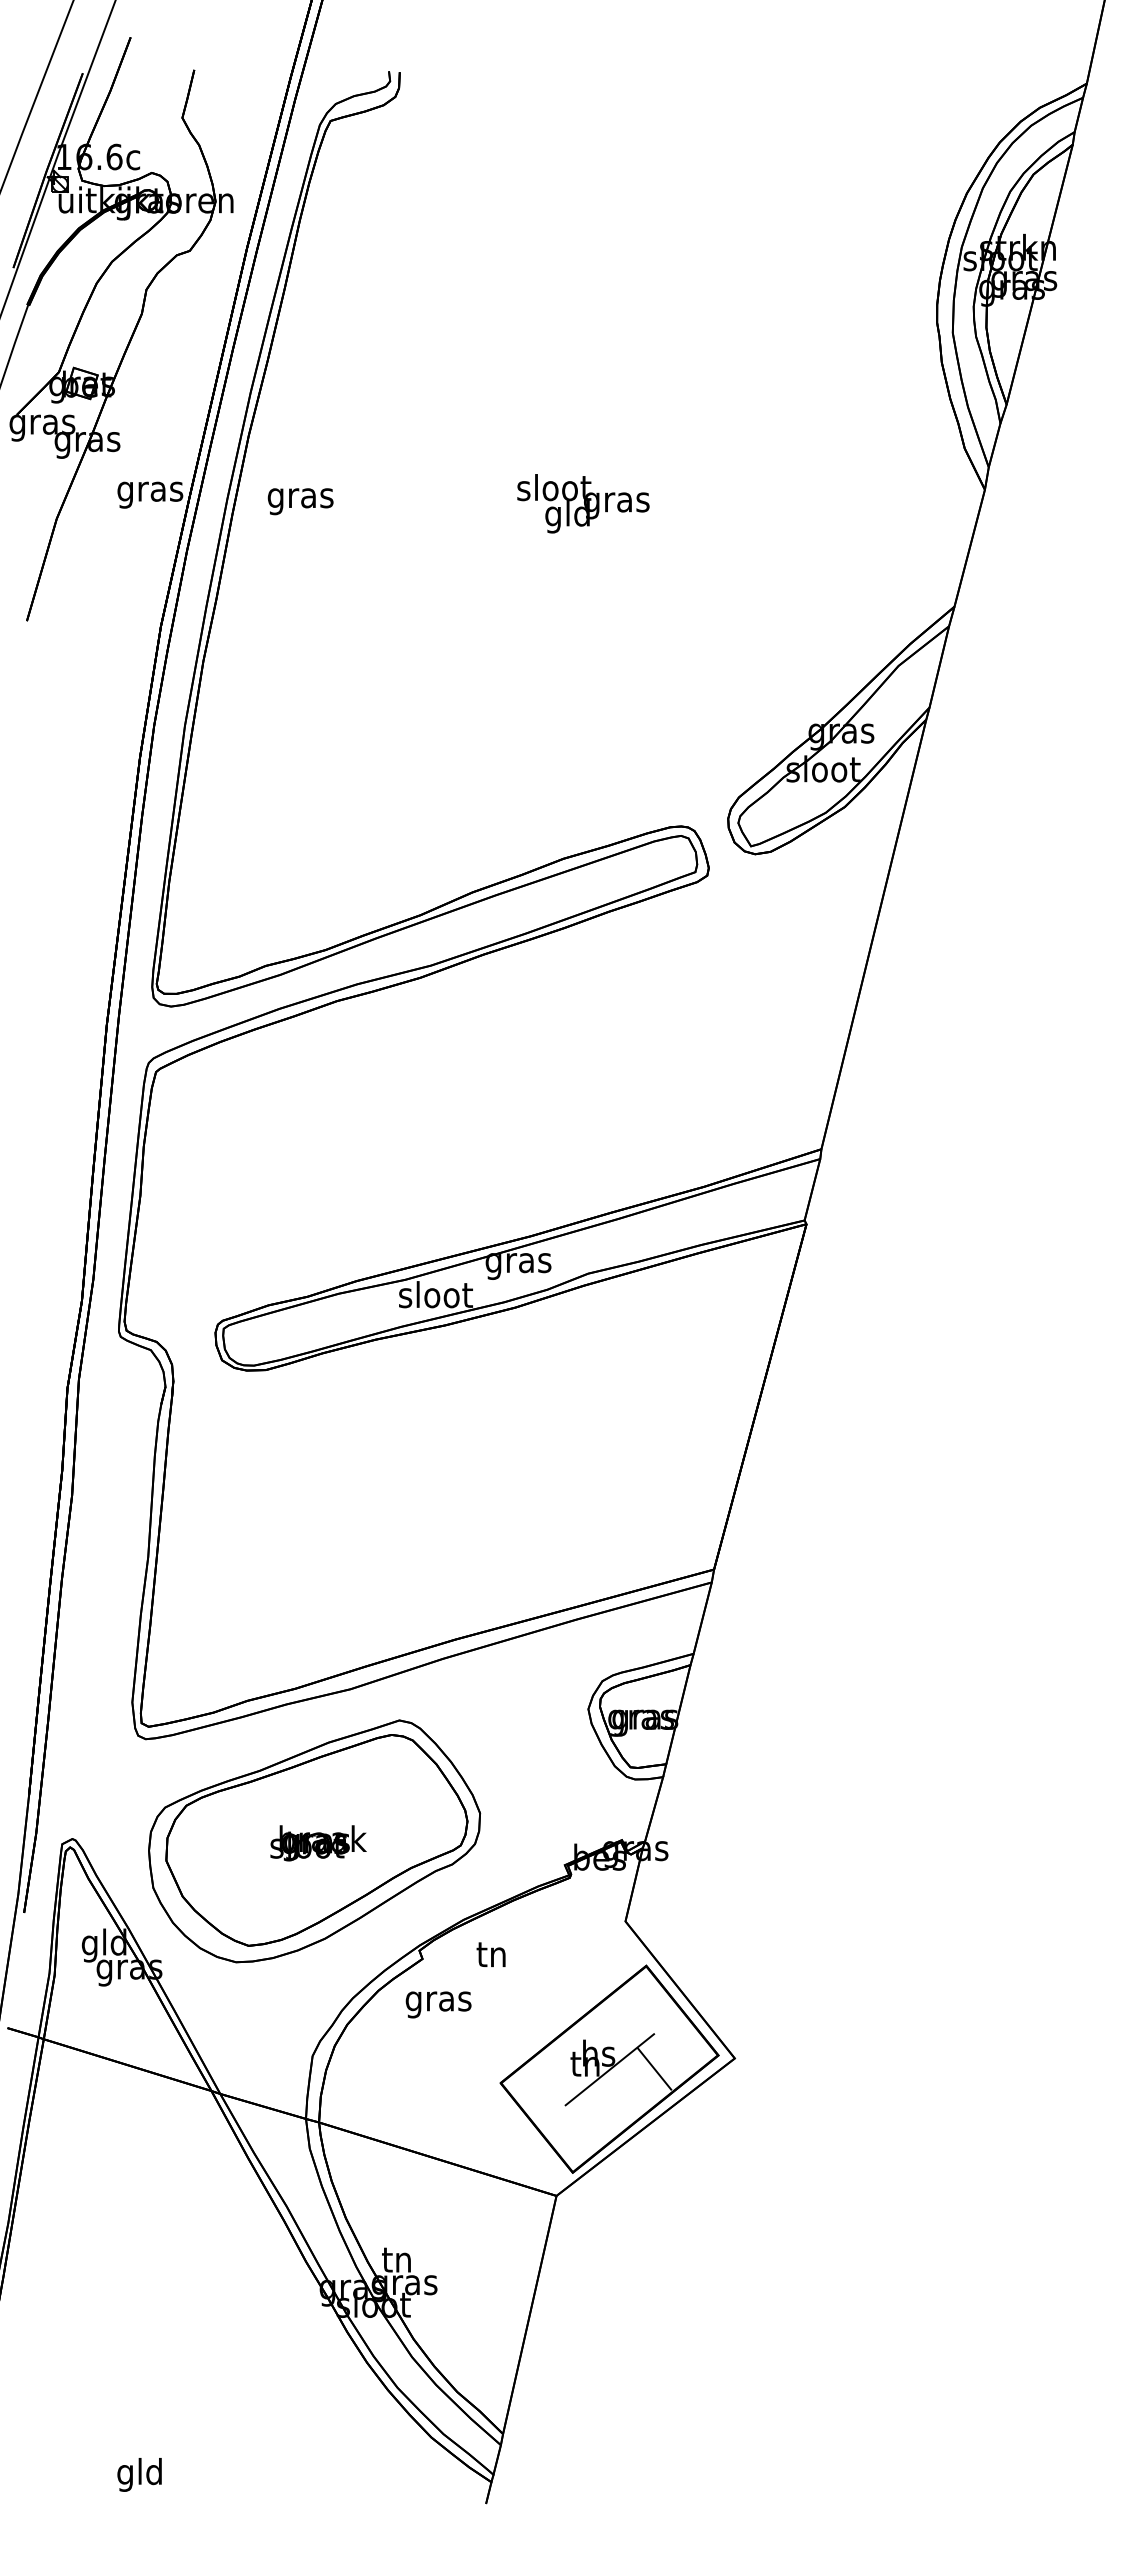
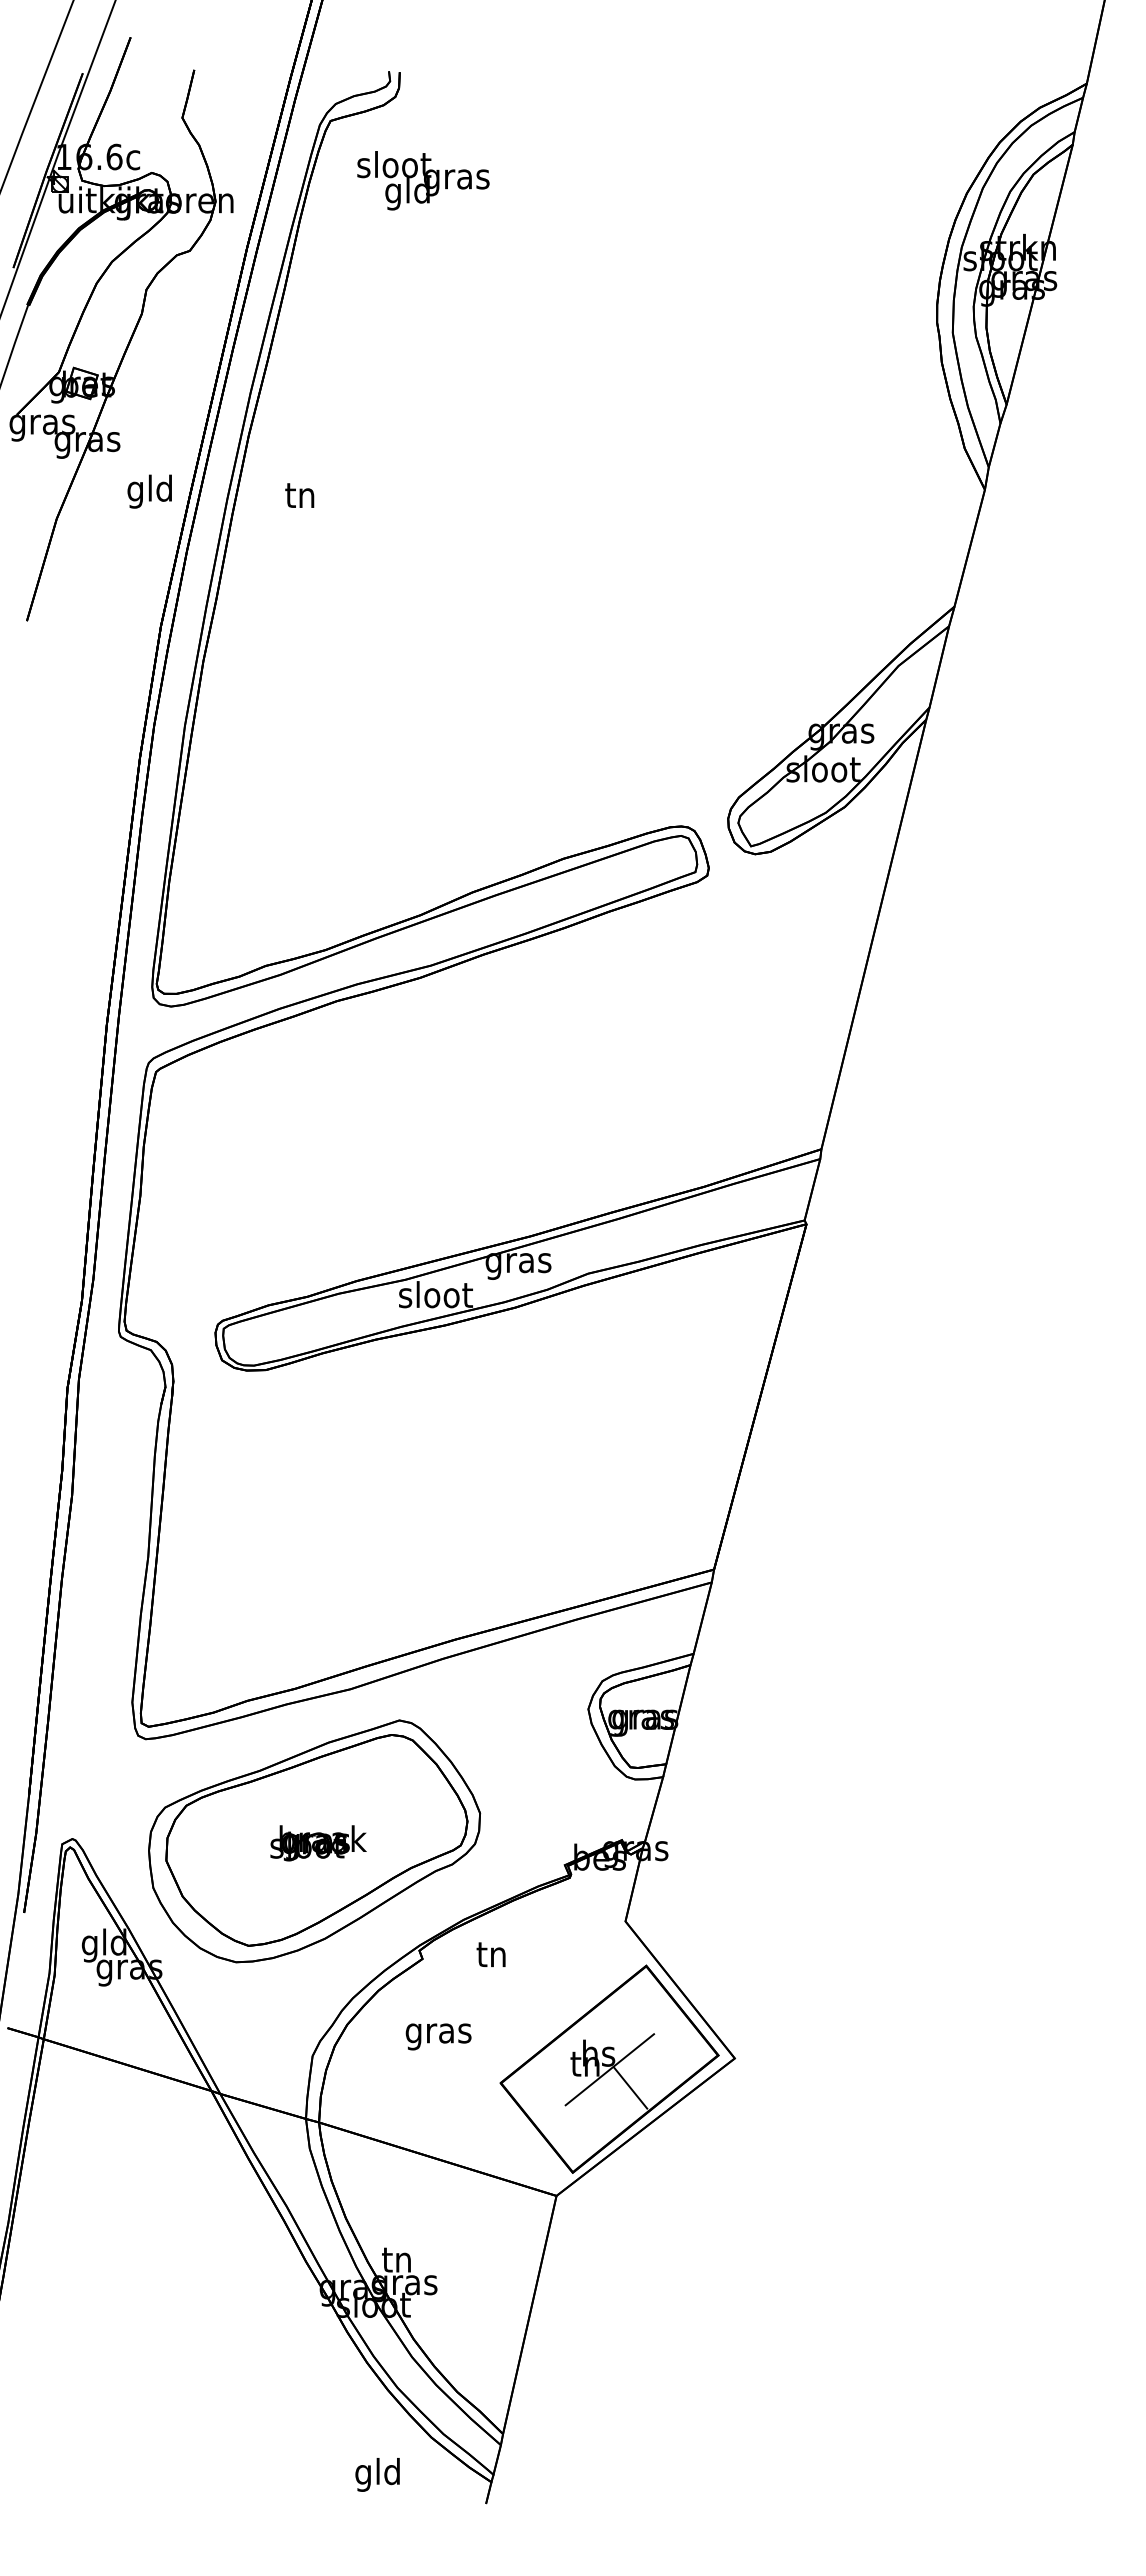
text: gras -> gld (150, 491)
text: gras -> tn (300, 499)
text position: (583, 503) -> (423, 180) (423, 180)
text position: (438, 2004) -> (438, 2036) (438, 2036)
line position: (654, 2068) -> (630, 2087) (630, 2087)
text position: (139, 2474) -> (377, 2474) (377, 2474)
